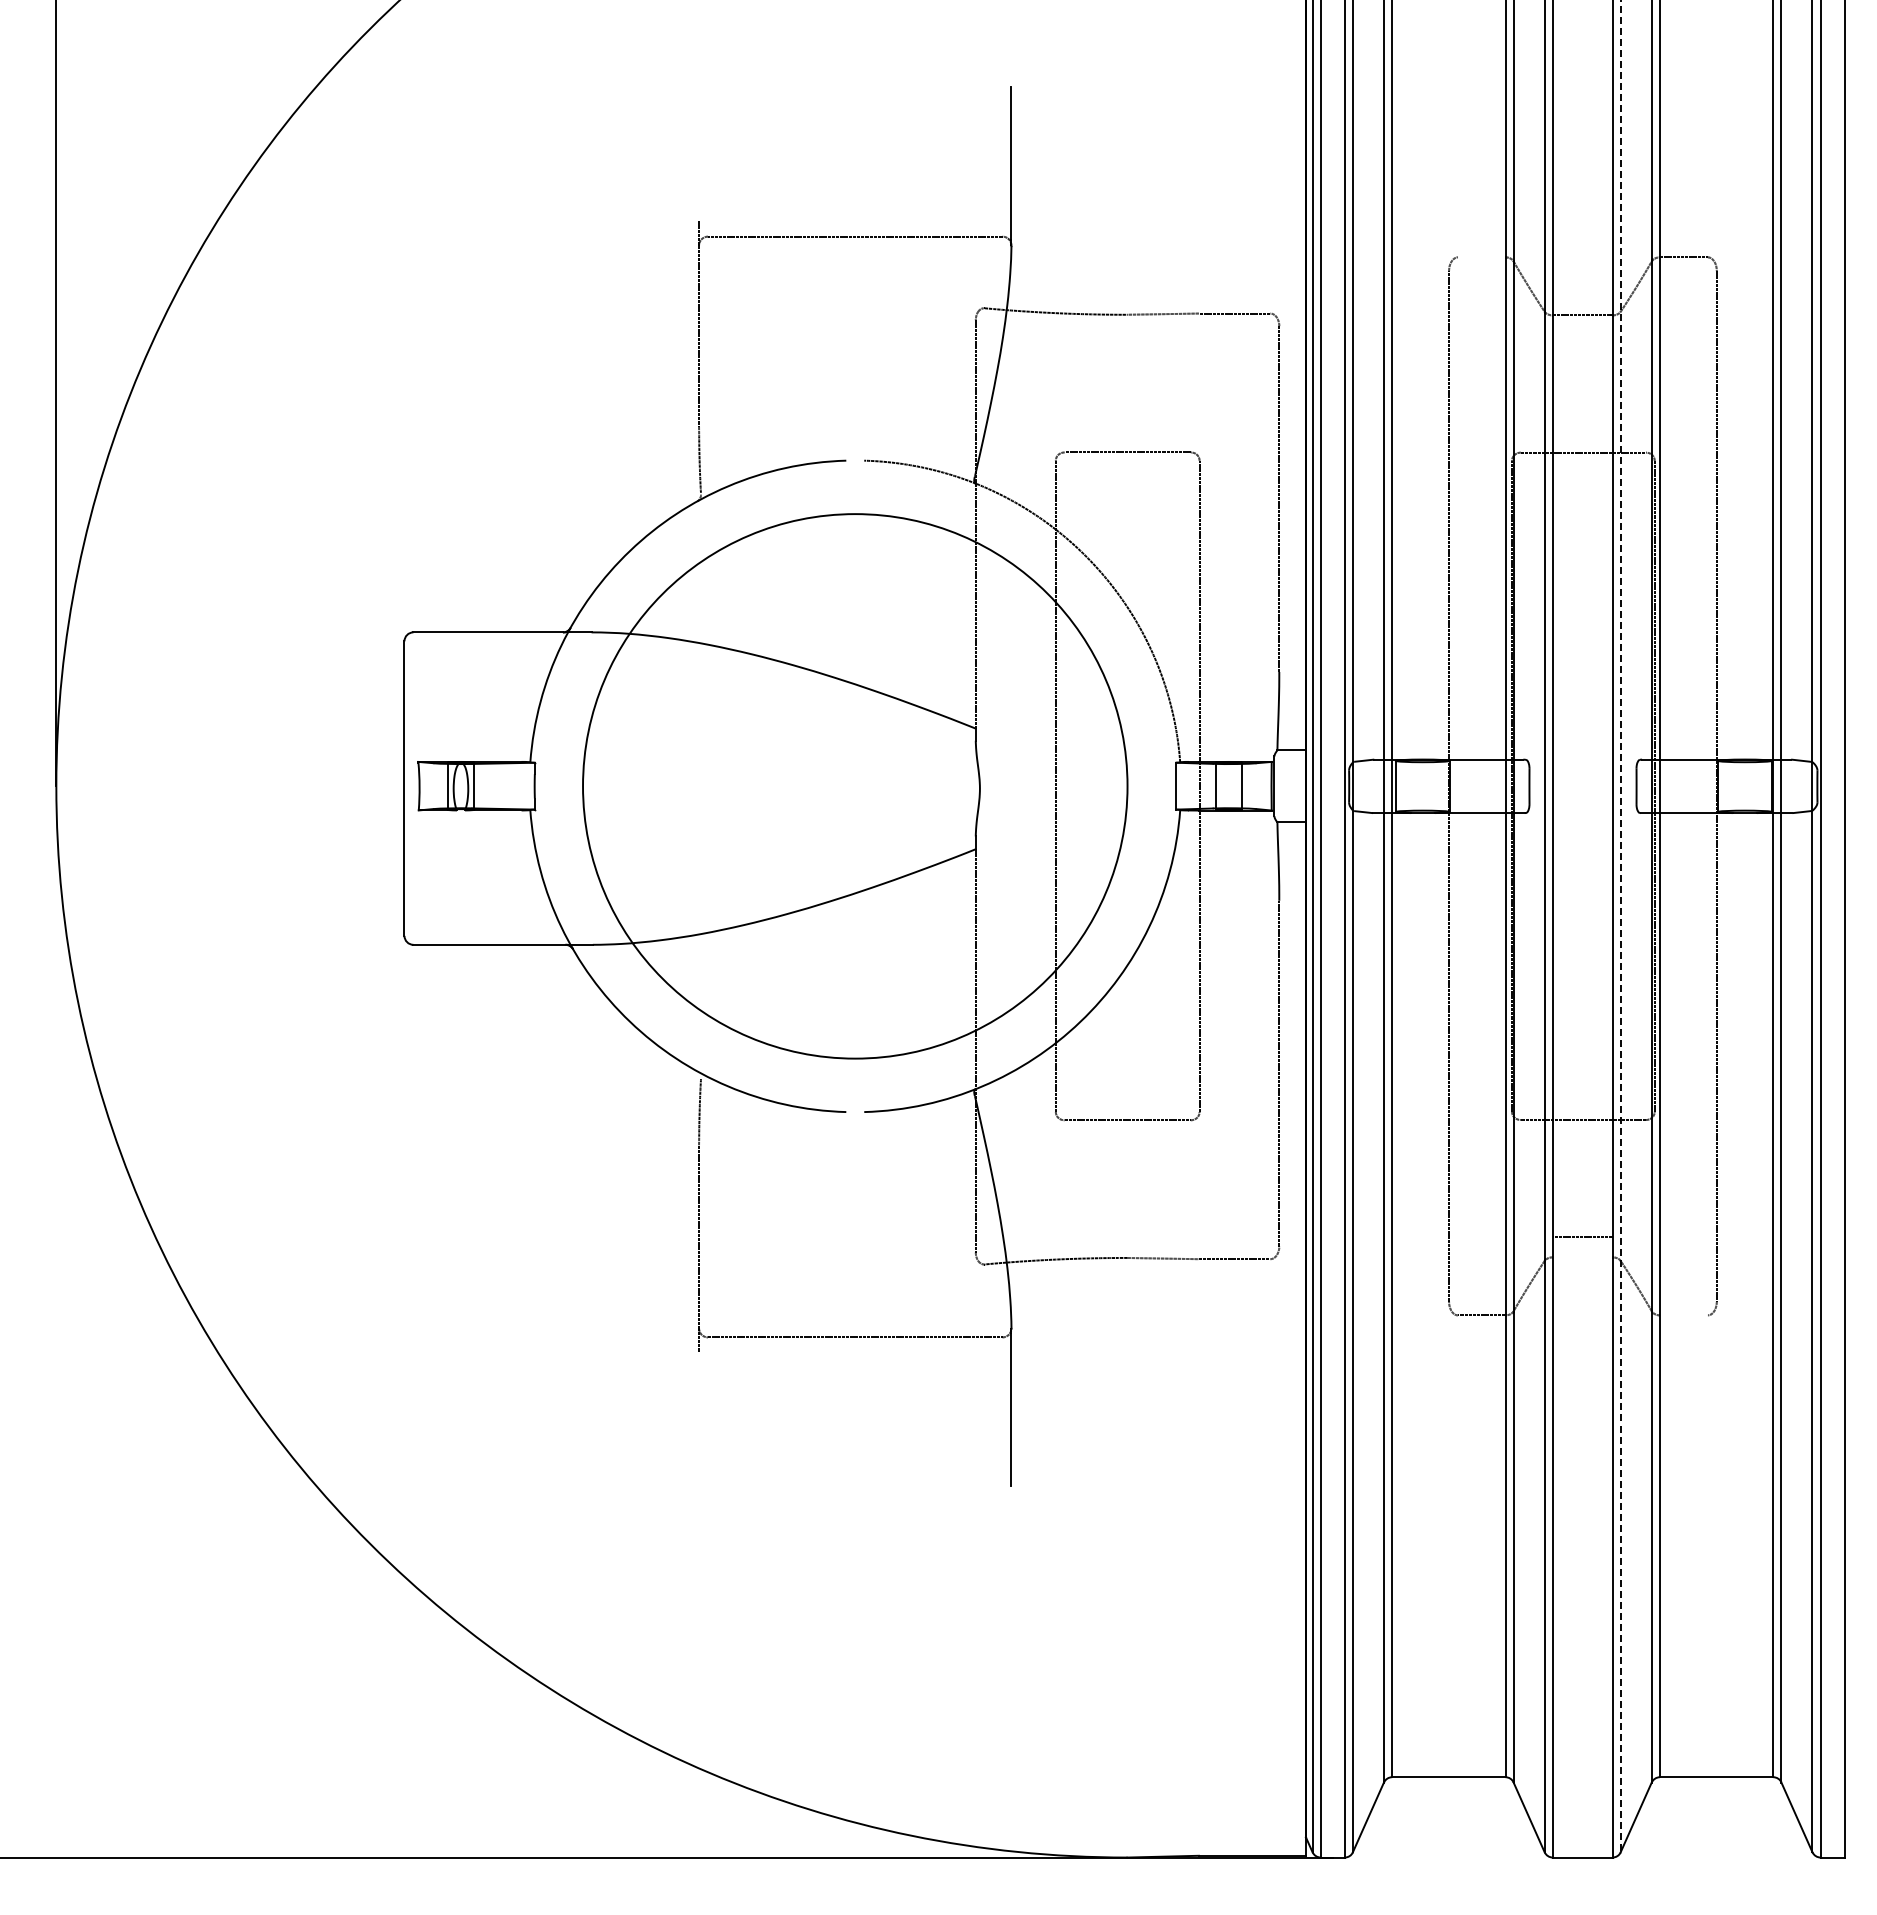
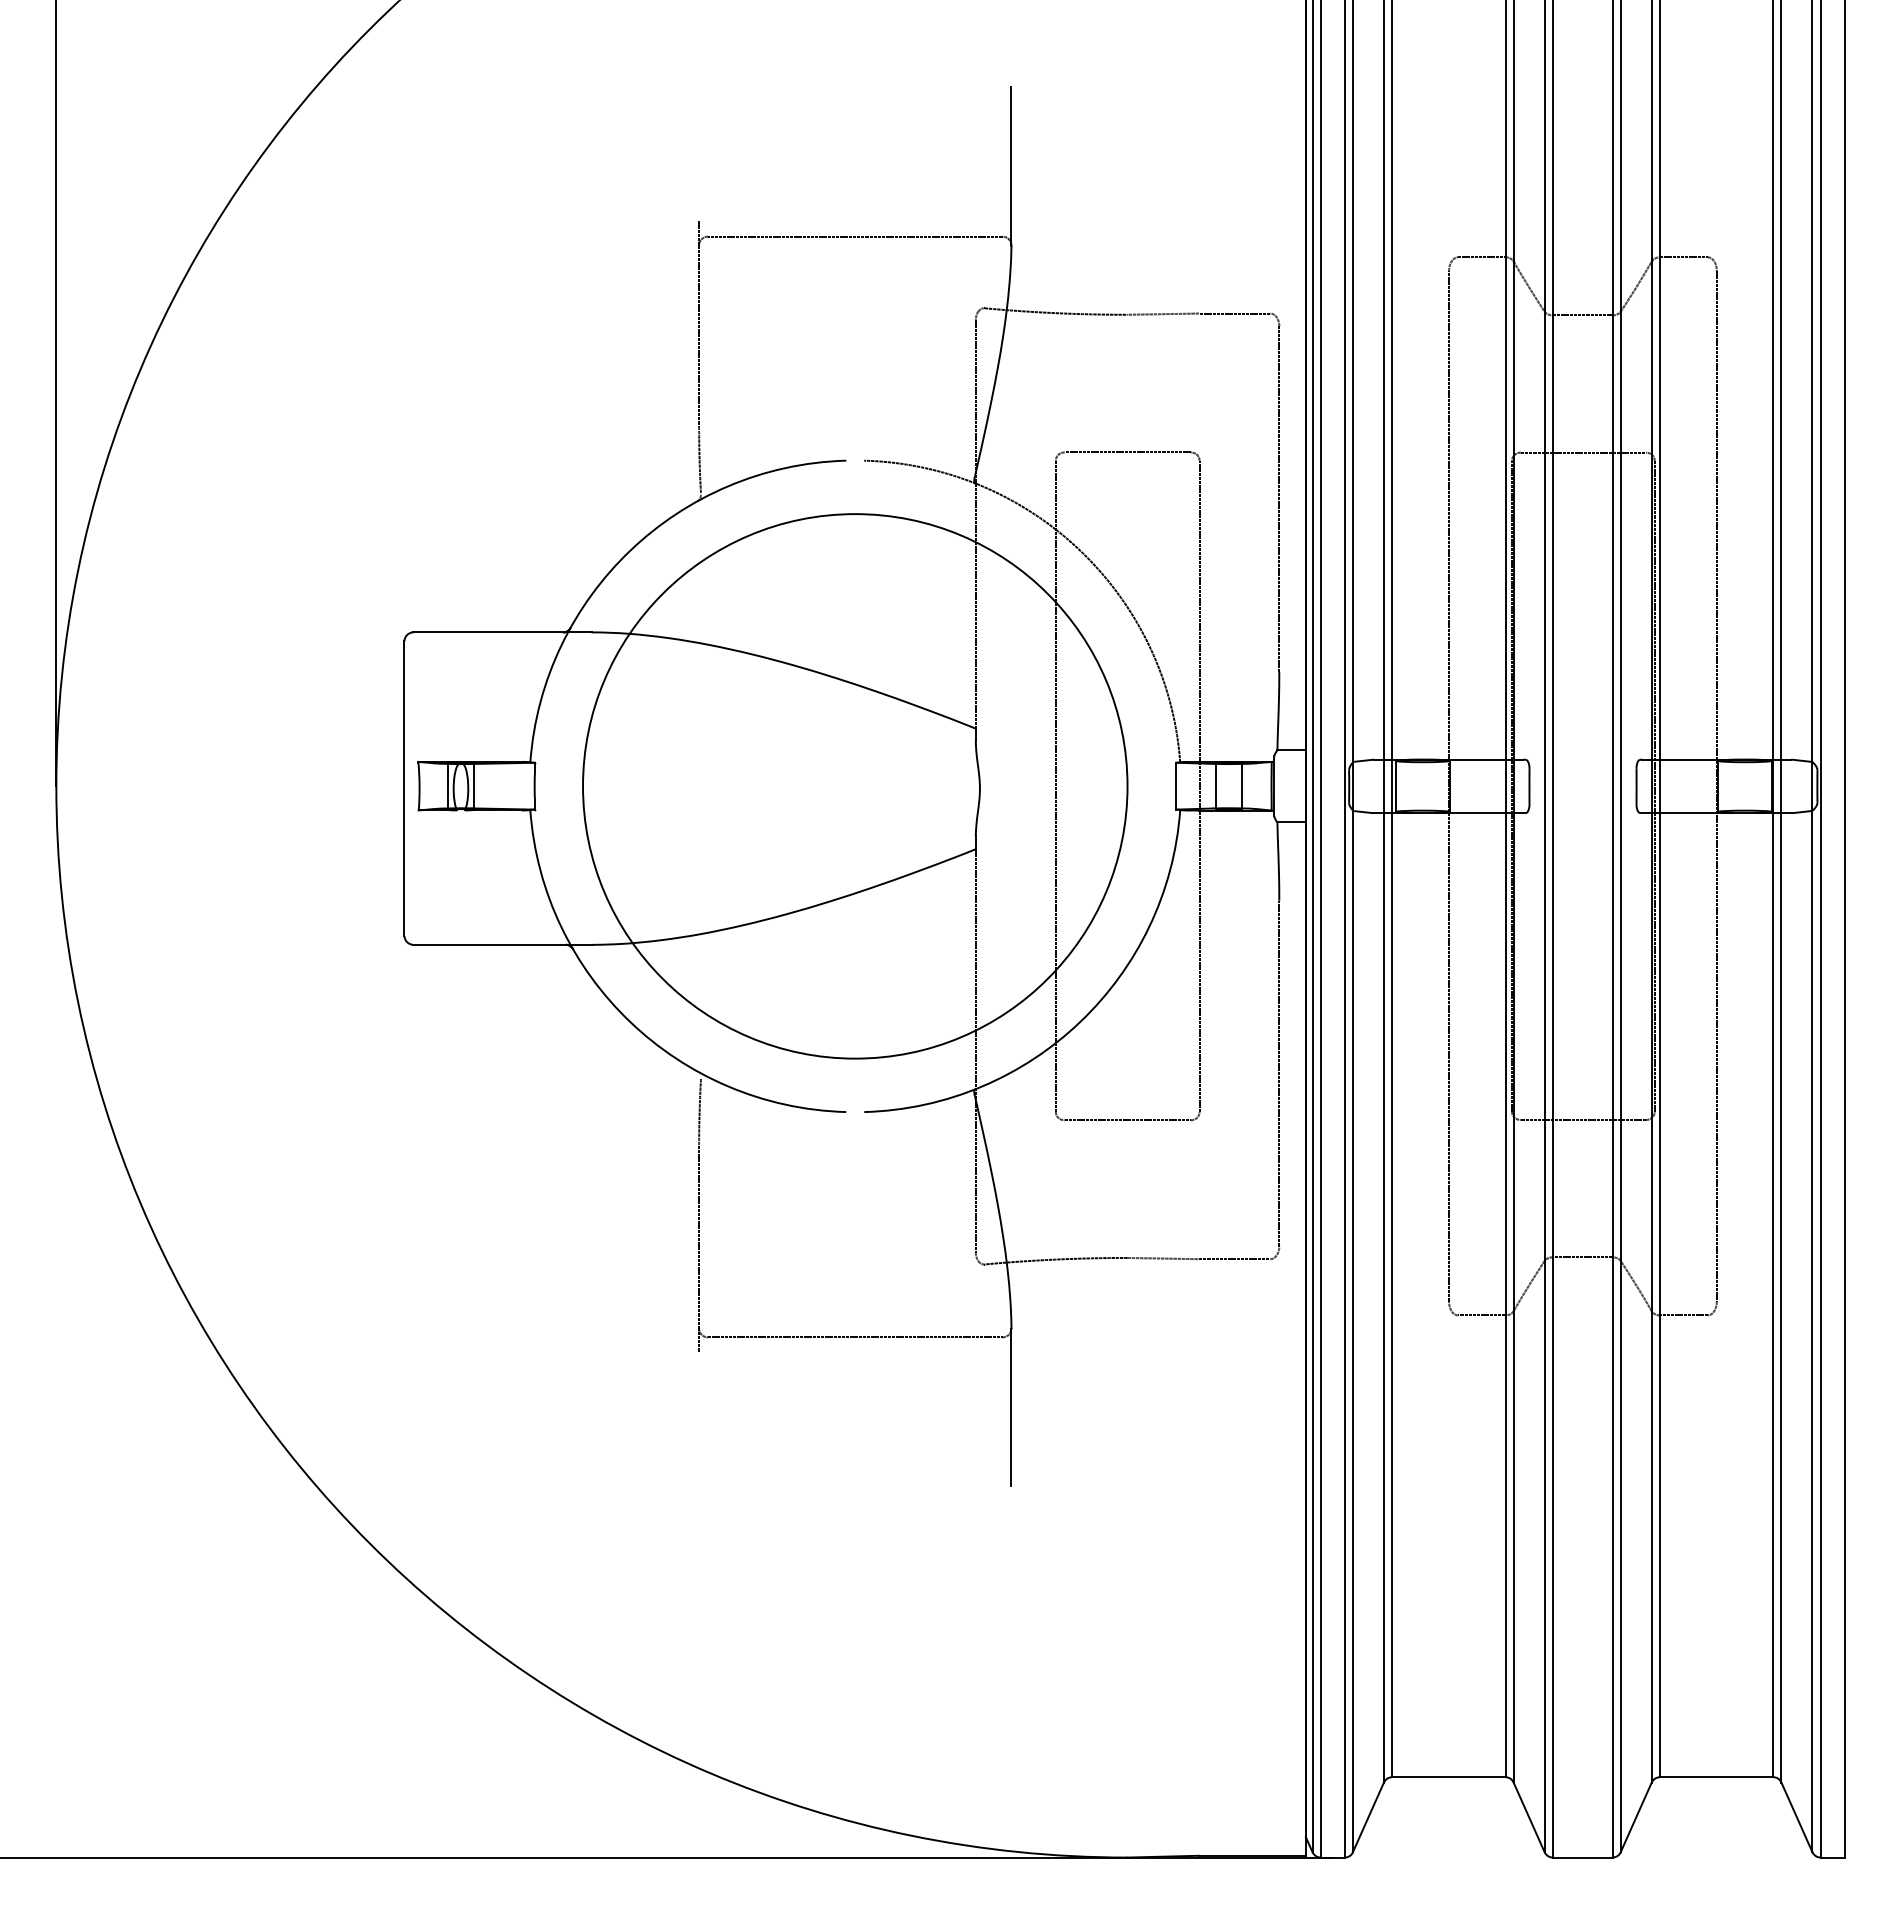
line: none -> present (1481, 257)
line: dashed -> solid (1620, 926)
line position: (1582, 1237) -> (1582, 1257) (1582, 1257)
line: none -> present (1683, 1315)
